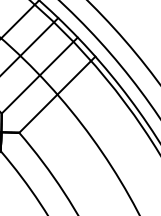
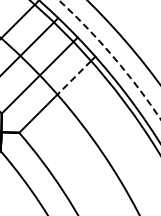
arc: solid -> dashed (113, 57)
line: solid -> dashed (74, 77)
